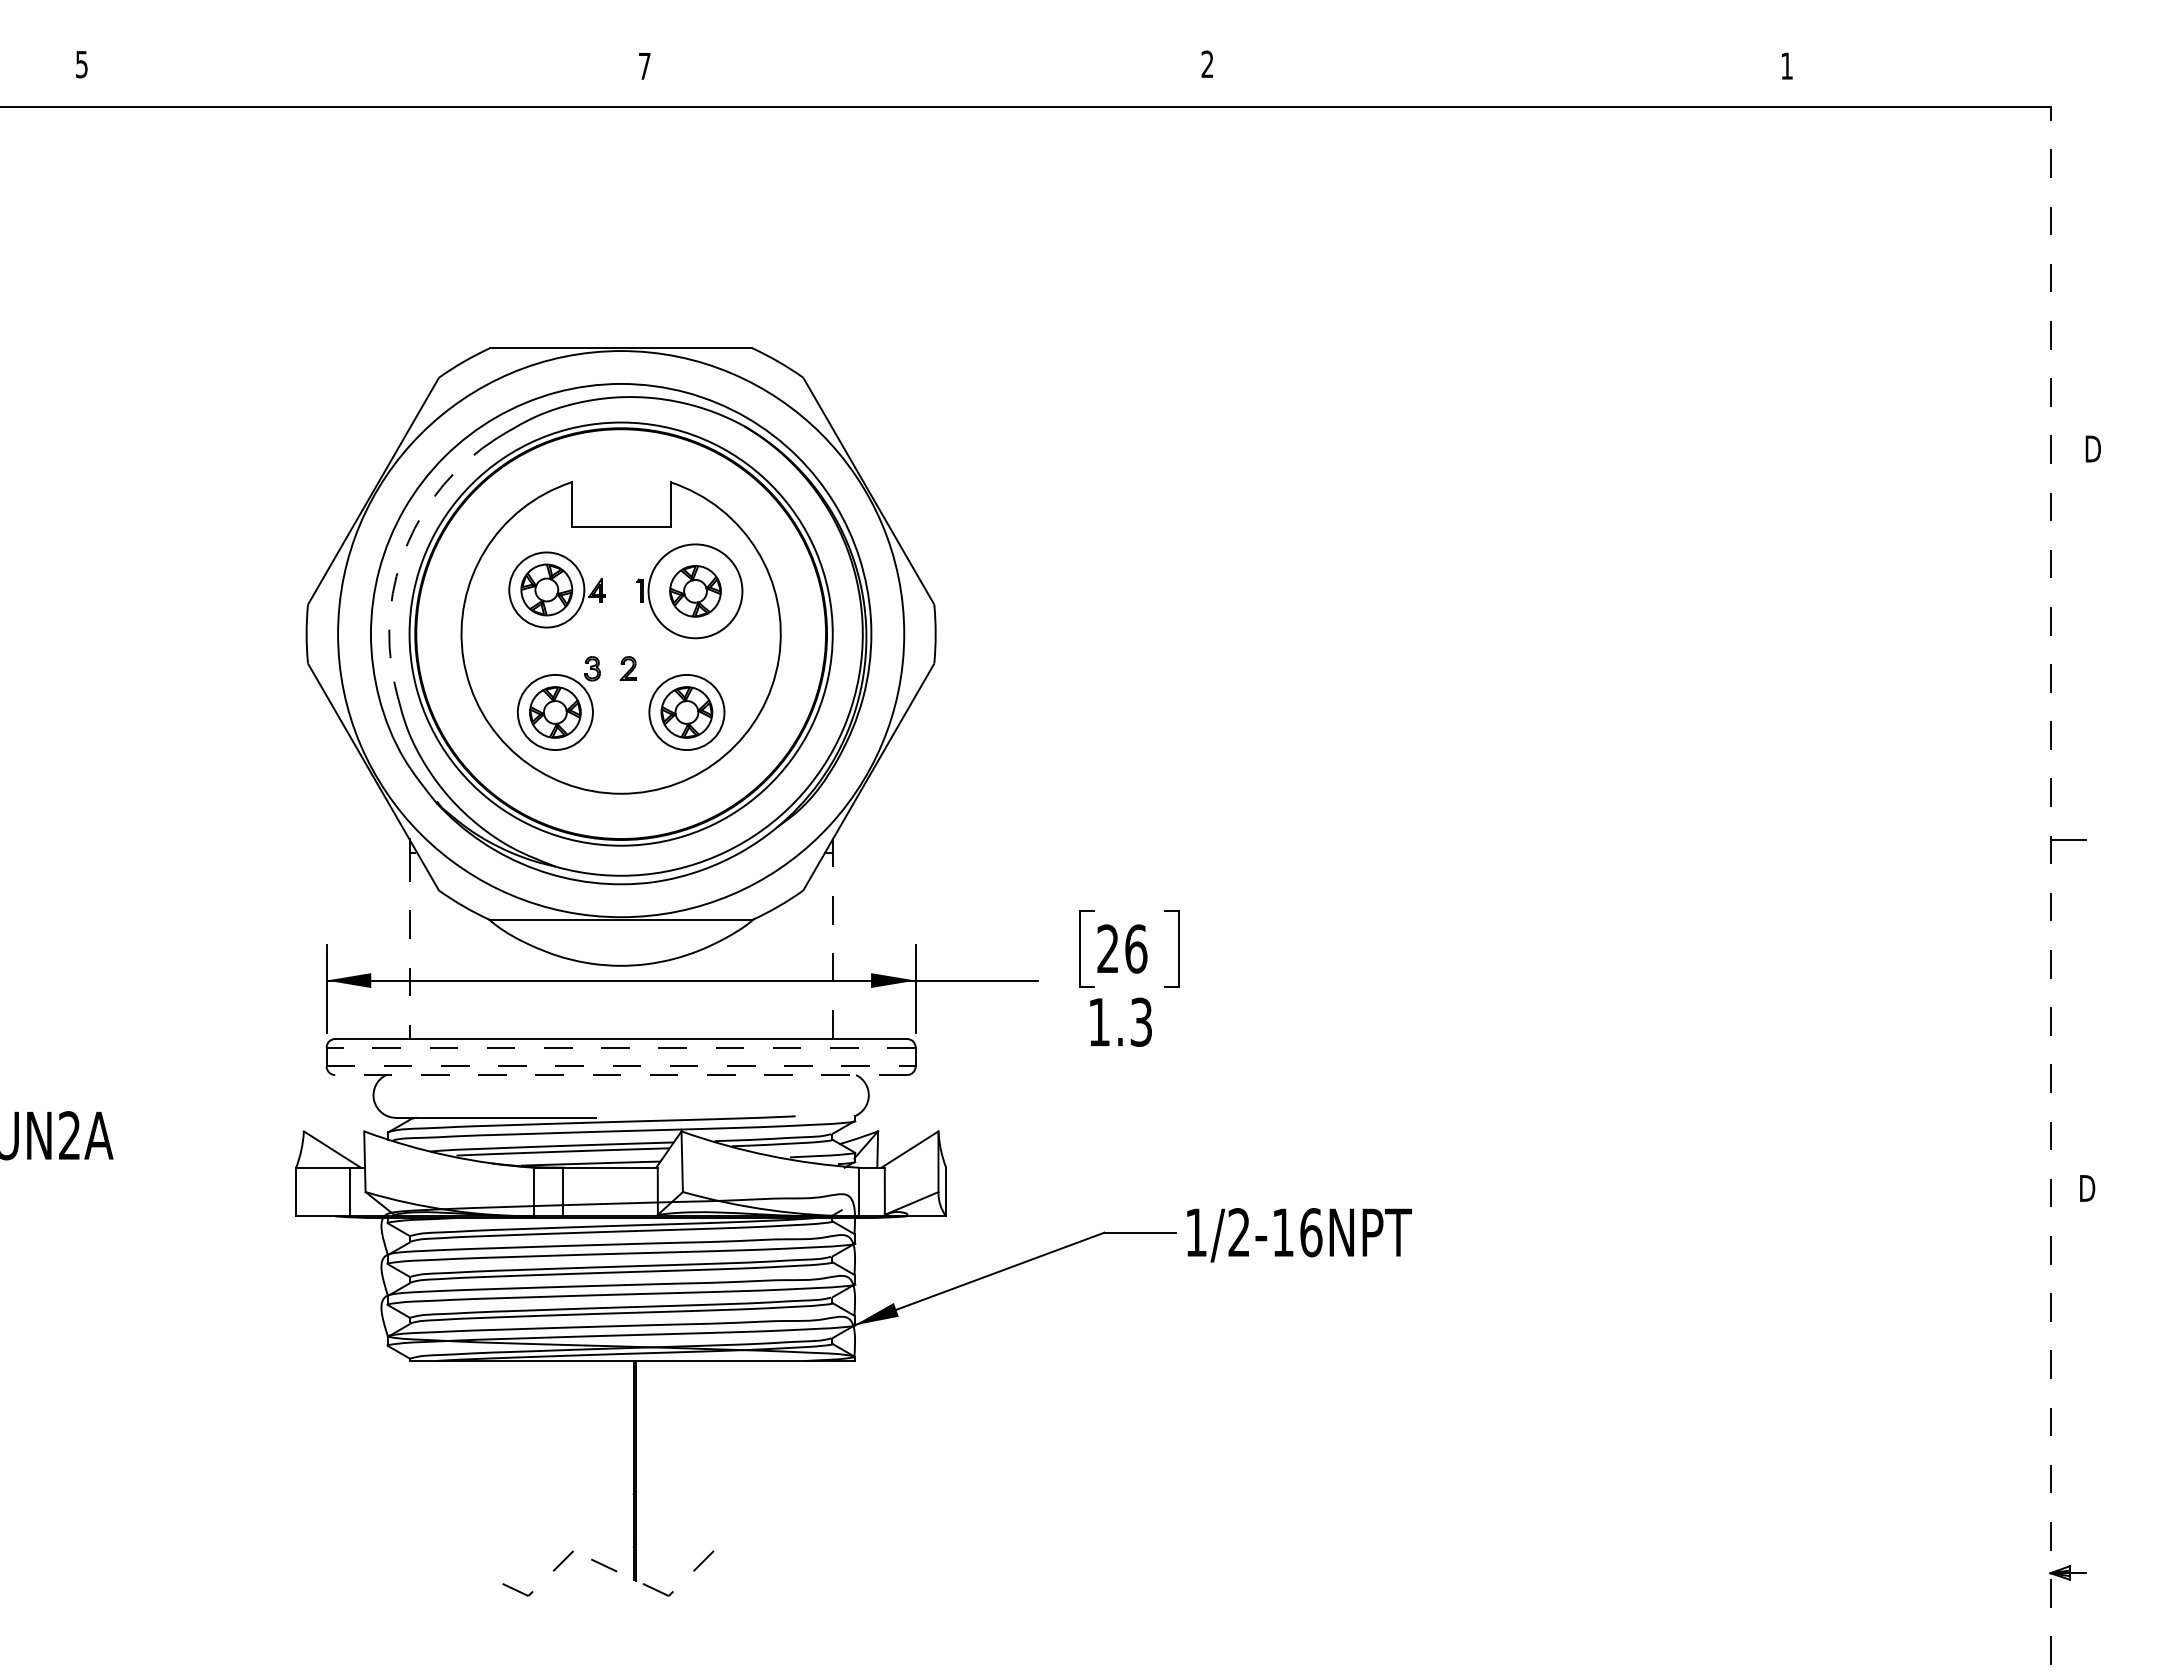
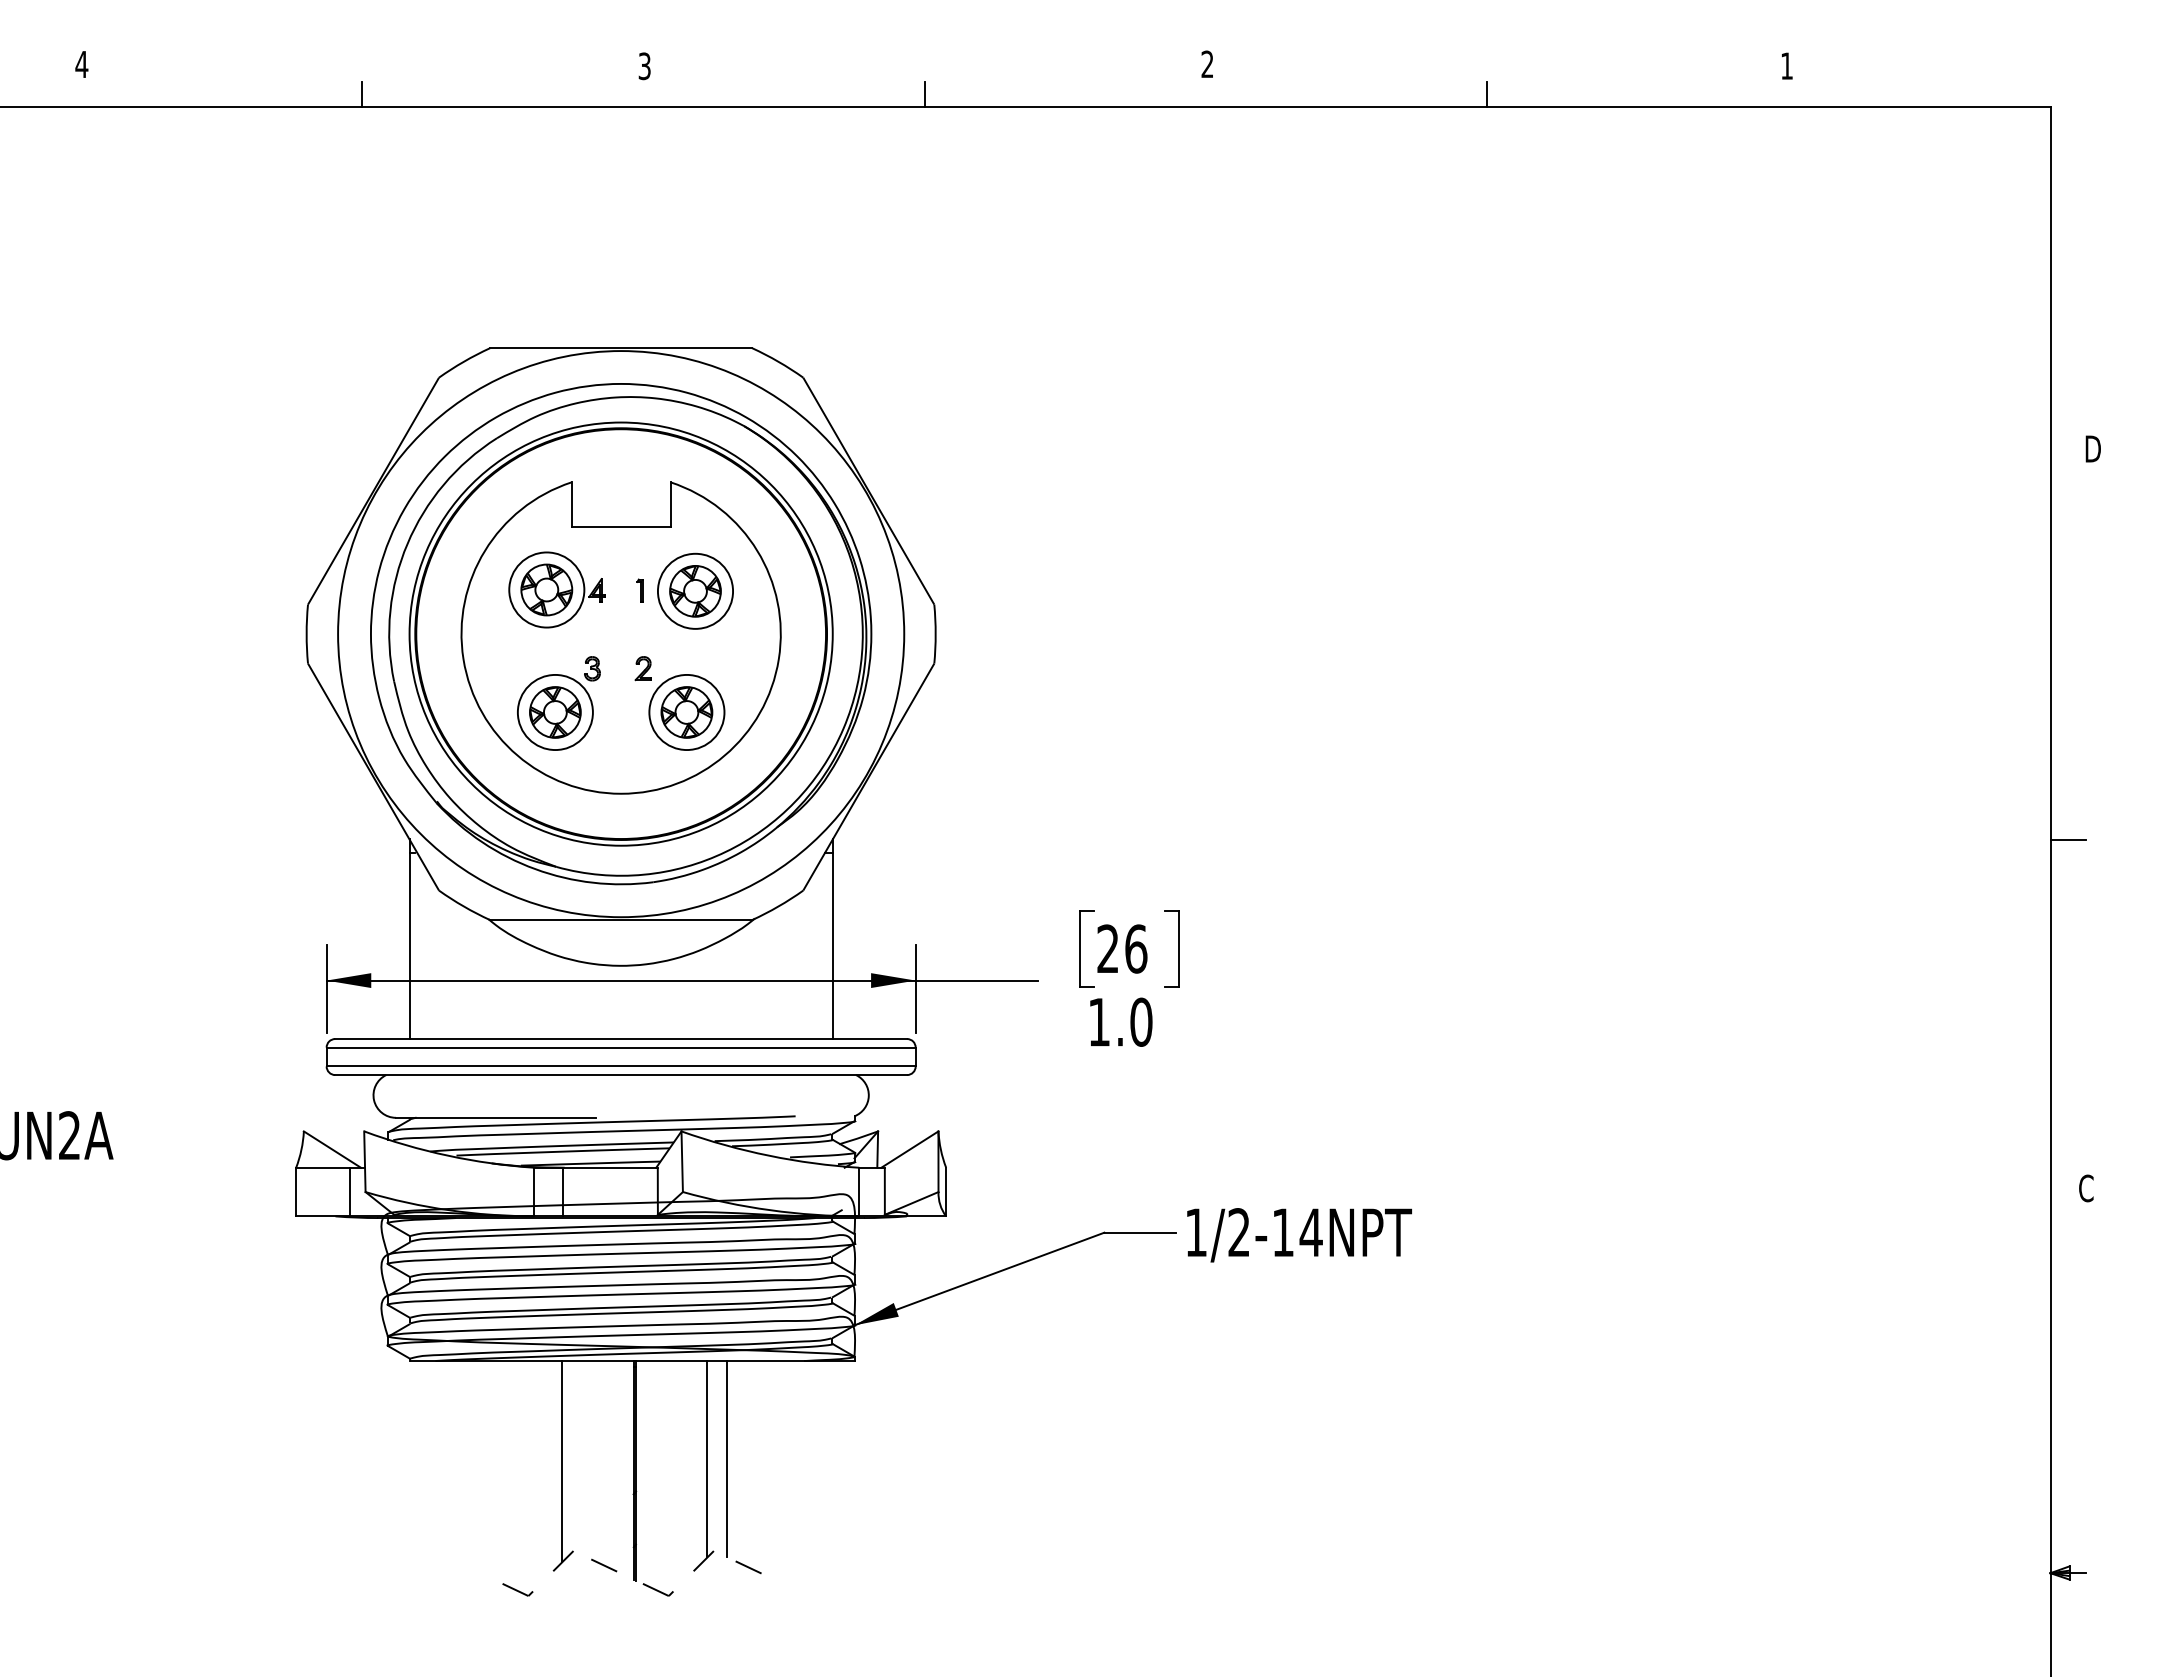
text: 5 -> 4 (81, 64)
text: 7 -> 3 (644, 66)
line: none -> present (361, 94)
line: none -> present (924, 94)
line: none -> present (1487, 94)
arc: dashed -> solid (407, 543)
circle diameter: 94 px -> 75 px (695, 590)
part position: (627, 668) -> (642, 668) (642, 668)
line: dashed -> solid (2050, 891)
line: dashed -> solid (409, 946)
line: dashed -> solid (832, 946)
text: 1.3 -> 1.0 (1141, 1021)
line: dashed -> solid (621, 1047)
line: dashed -> solid (621, 1066)
line: dashed -> solid (621, 1075)
text: D -> C (2087, 1188)
text: 1/2-16NPT -> 1/2-14NPT (1310, 1232)
line: none -> present (707, 1459)
line: none -> present (726, 1459)
line: none -> present (562, 1461)
line: none -> present (748, 1567)
